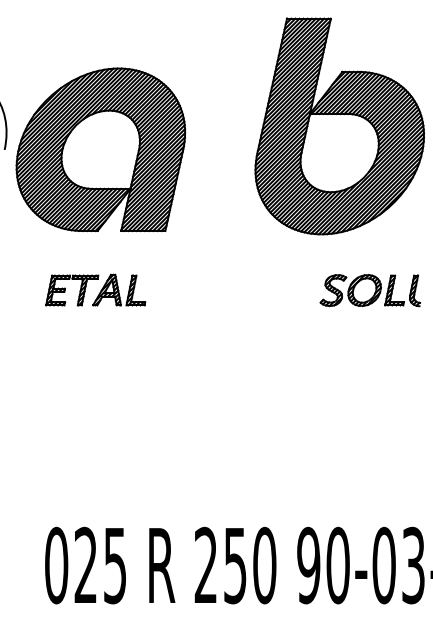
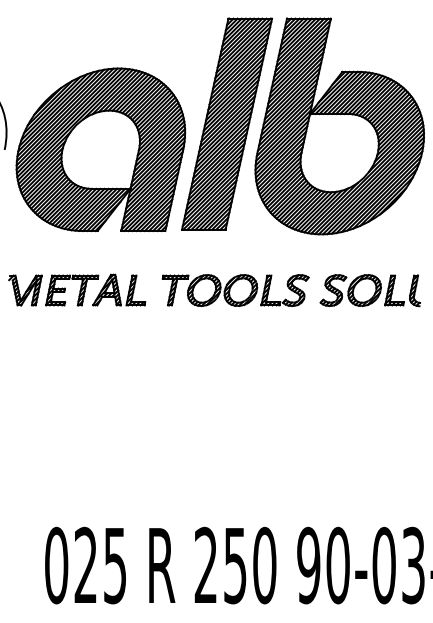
part: none -> present (226, 123)
part: none -> present (25, 290)
part: none -> present (235, 290)
